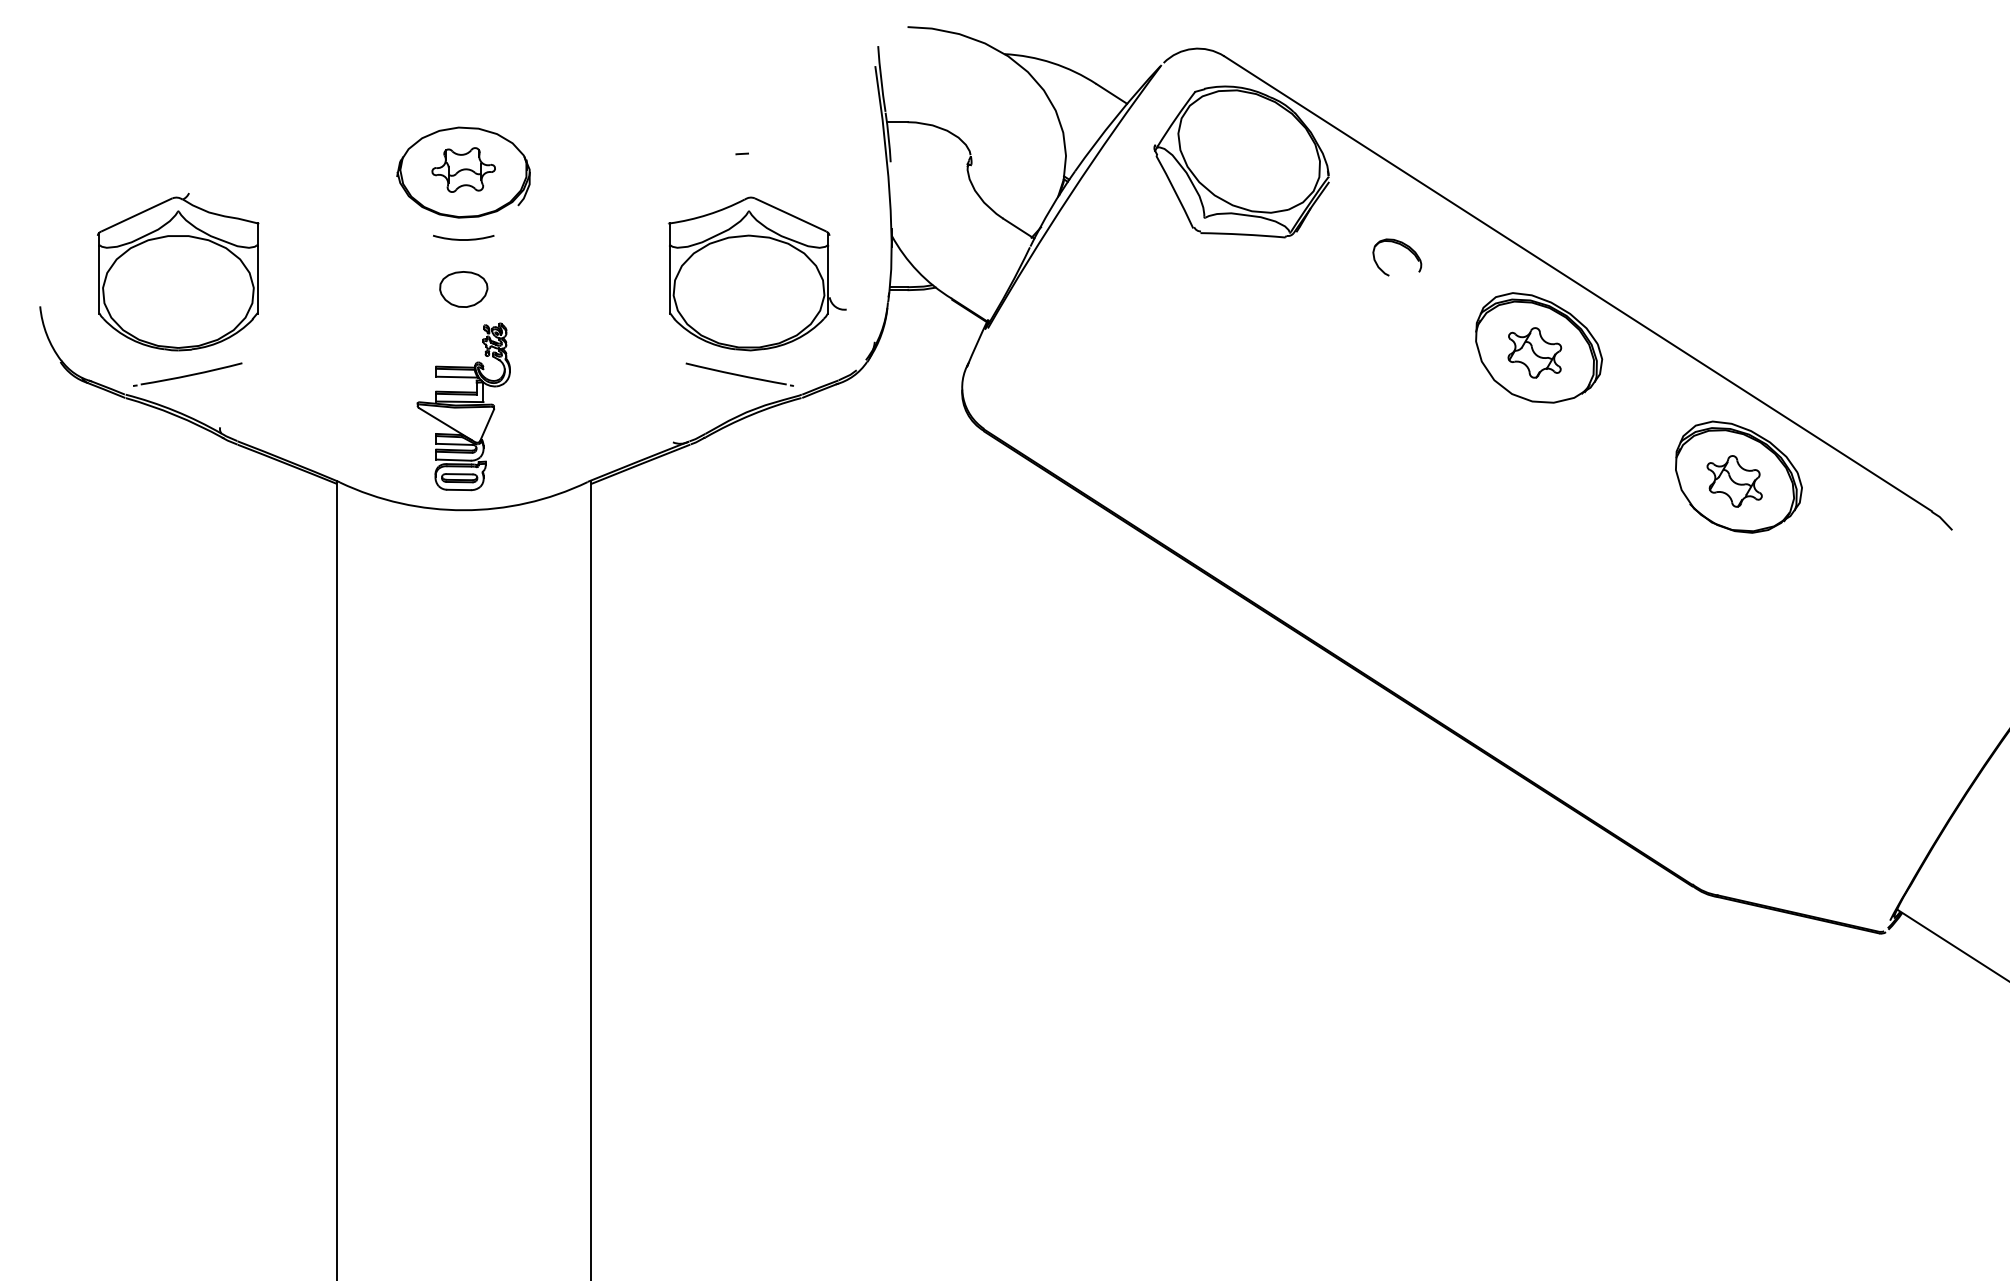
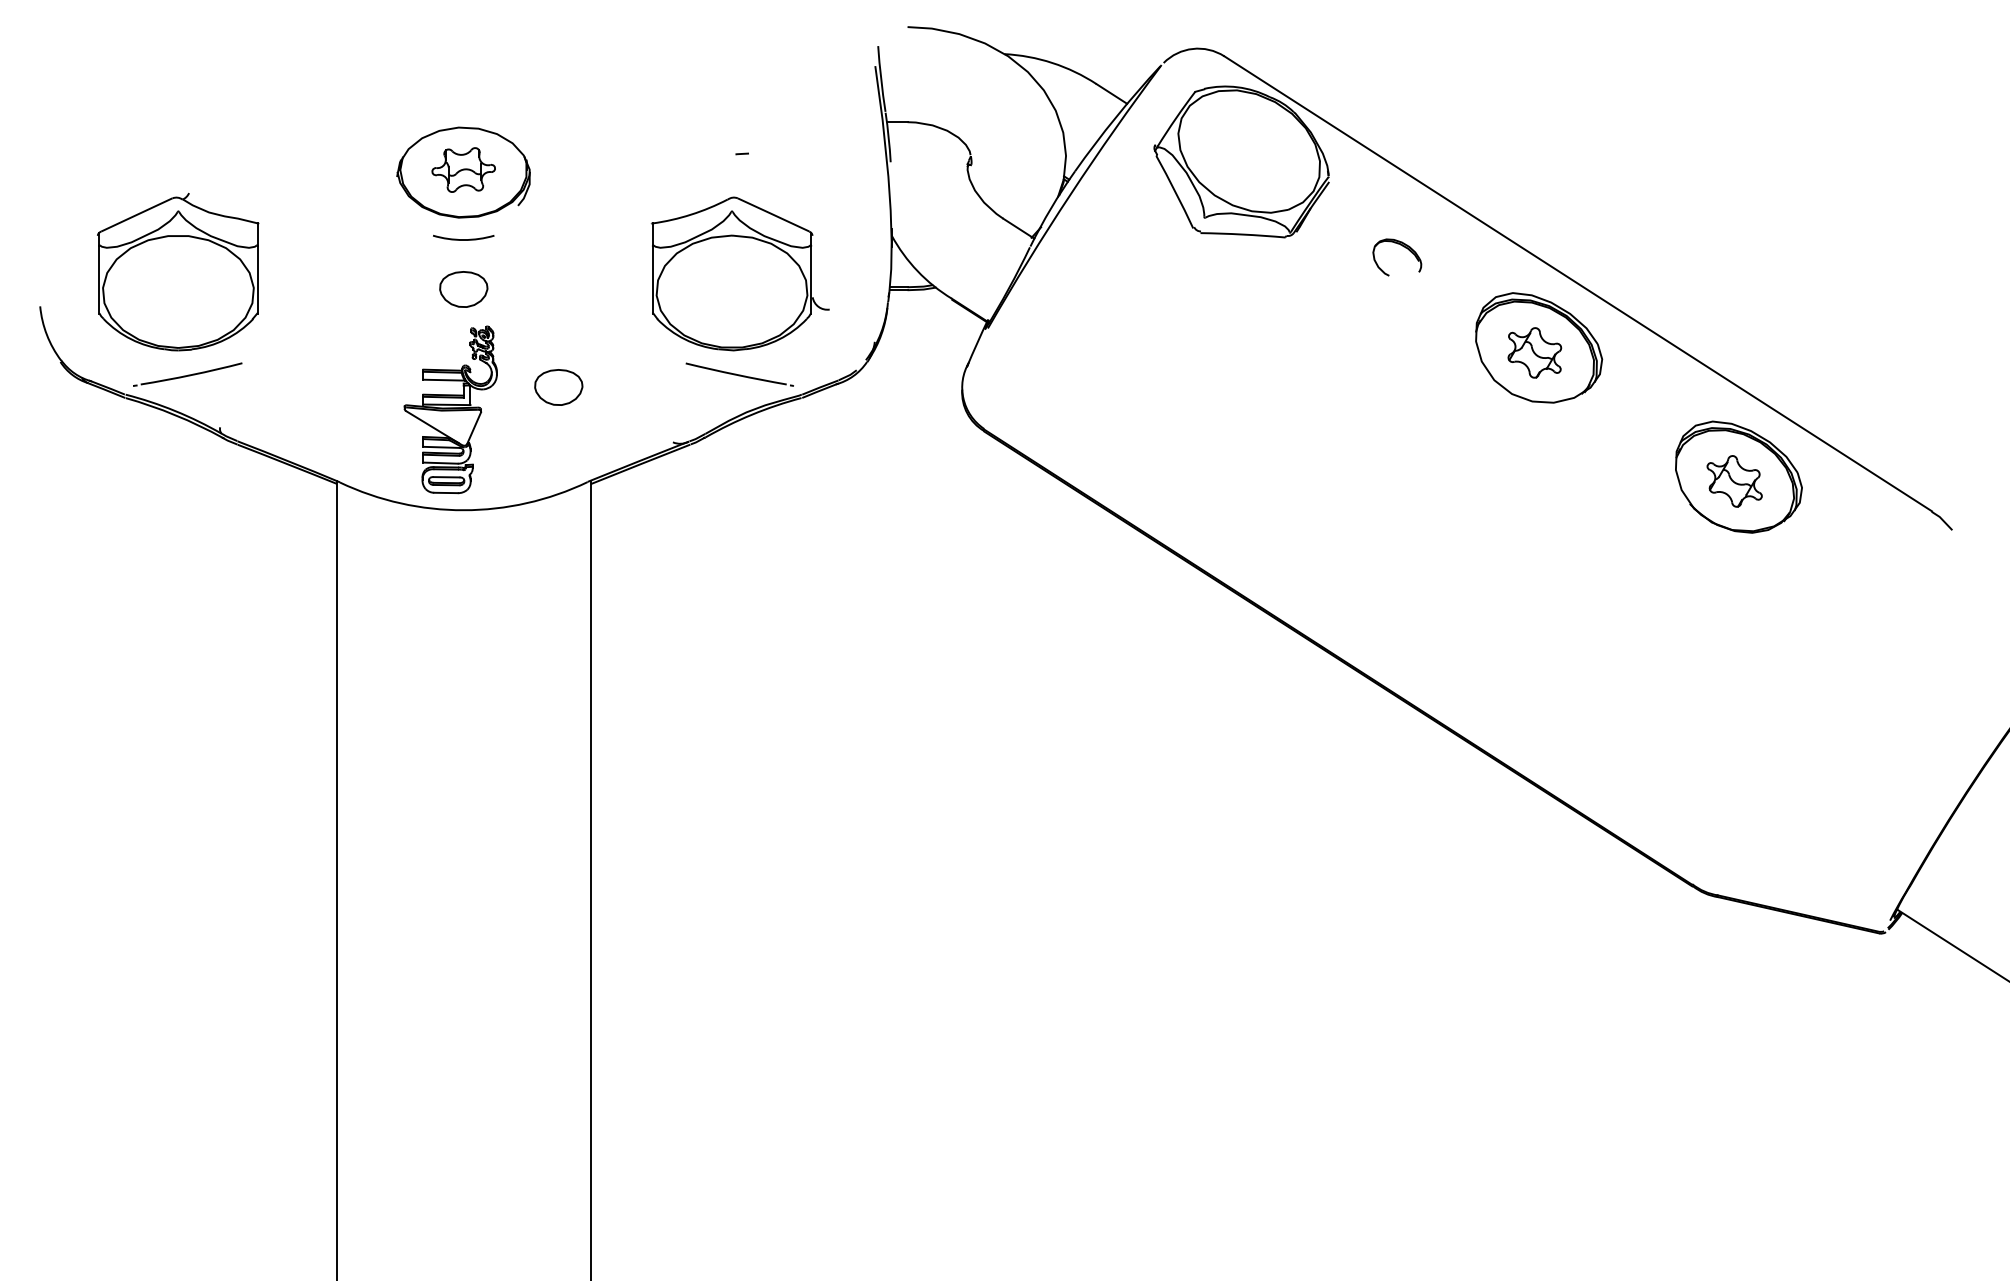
part position: (757, 273) -> (740, 273) (740, 273)
part: none -> present (558, 387)
part position: (463, 406) -> (450, 409) (450, 409)
